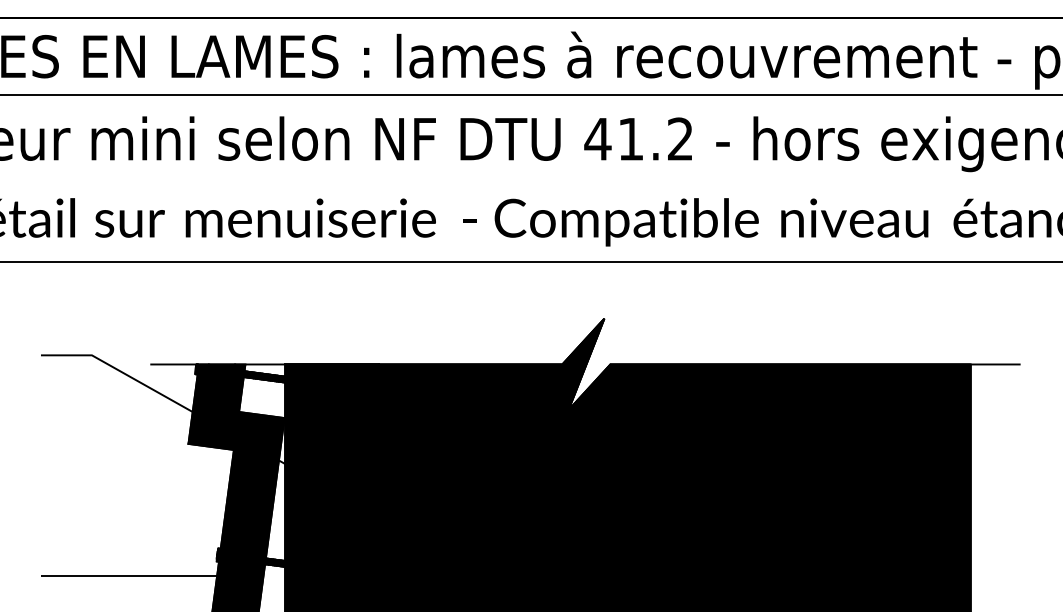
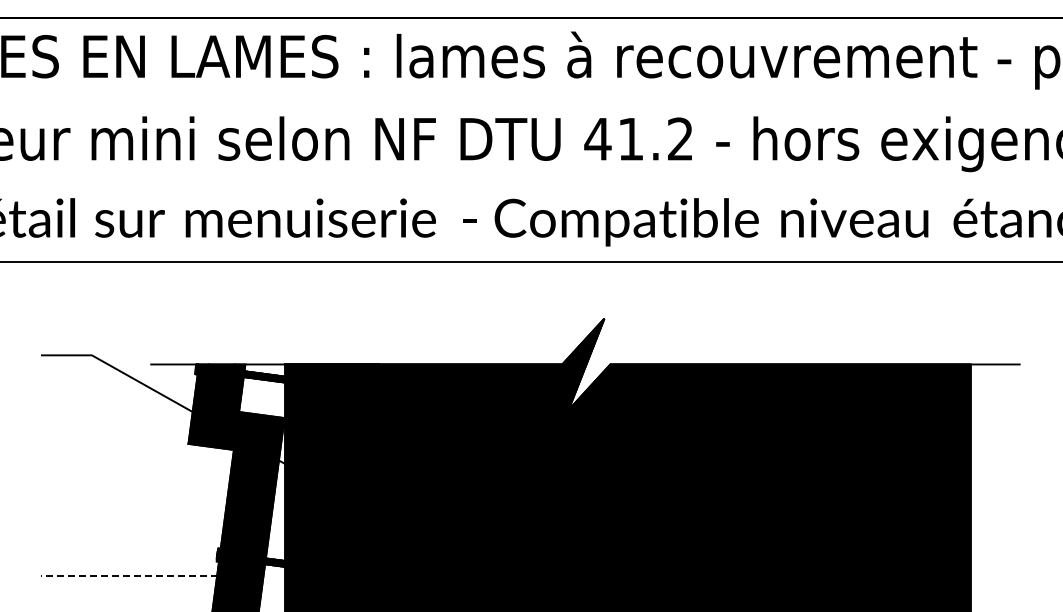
line: present -> none (530, 94)
line: solid -> dashed (139, 575)
